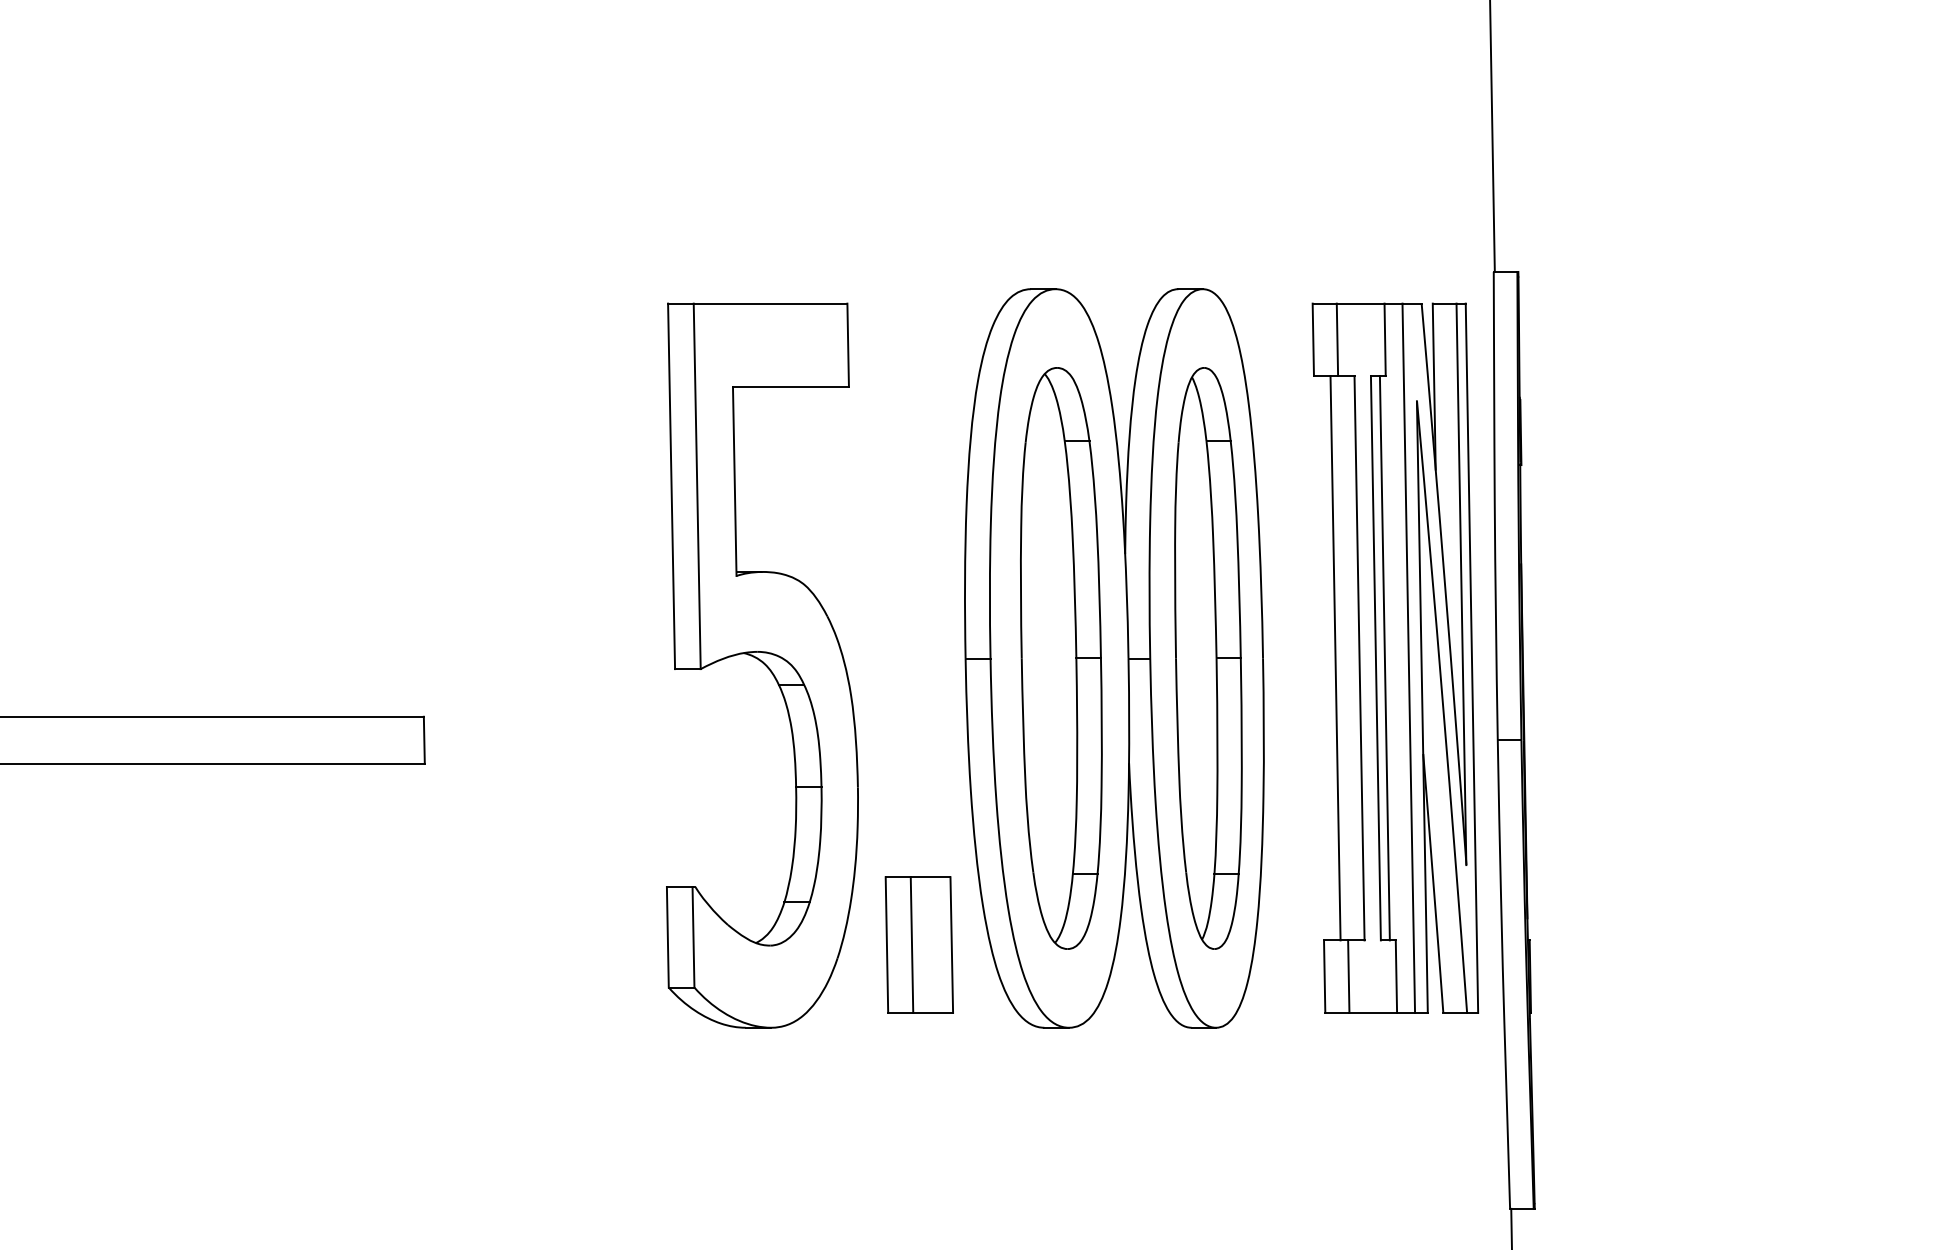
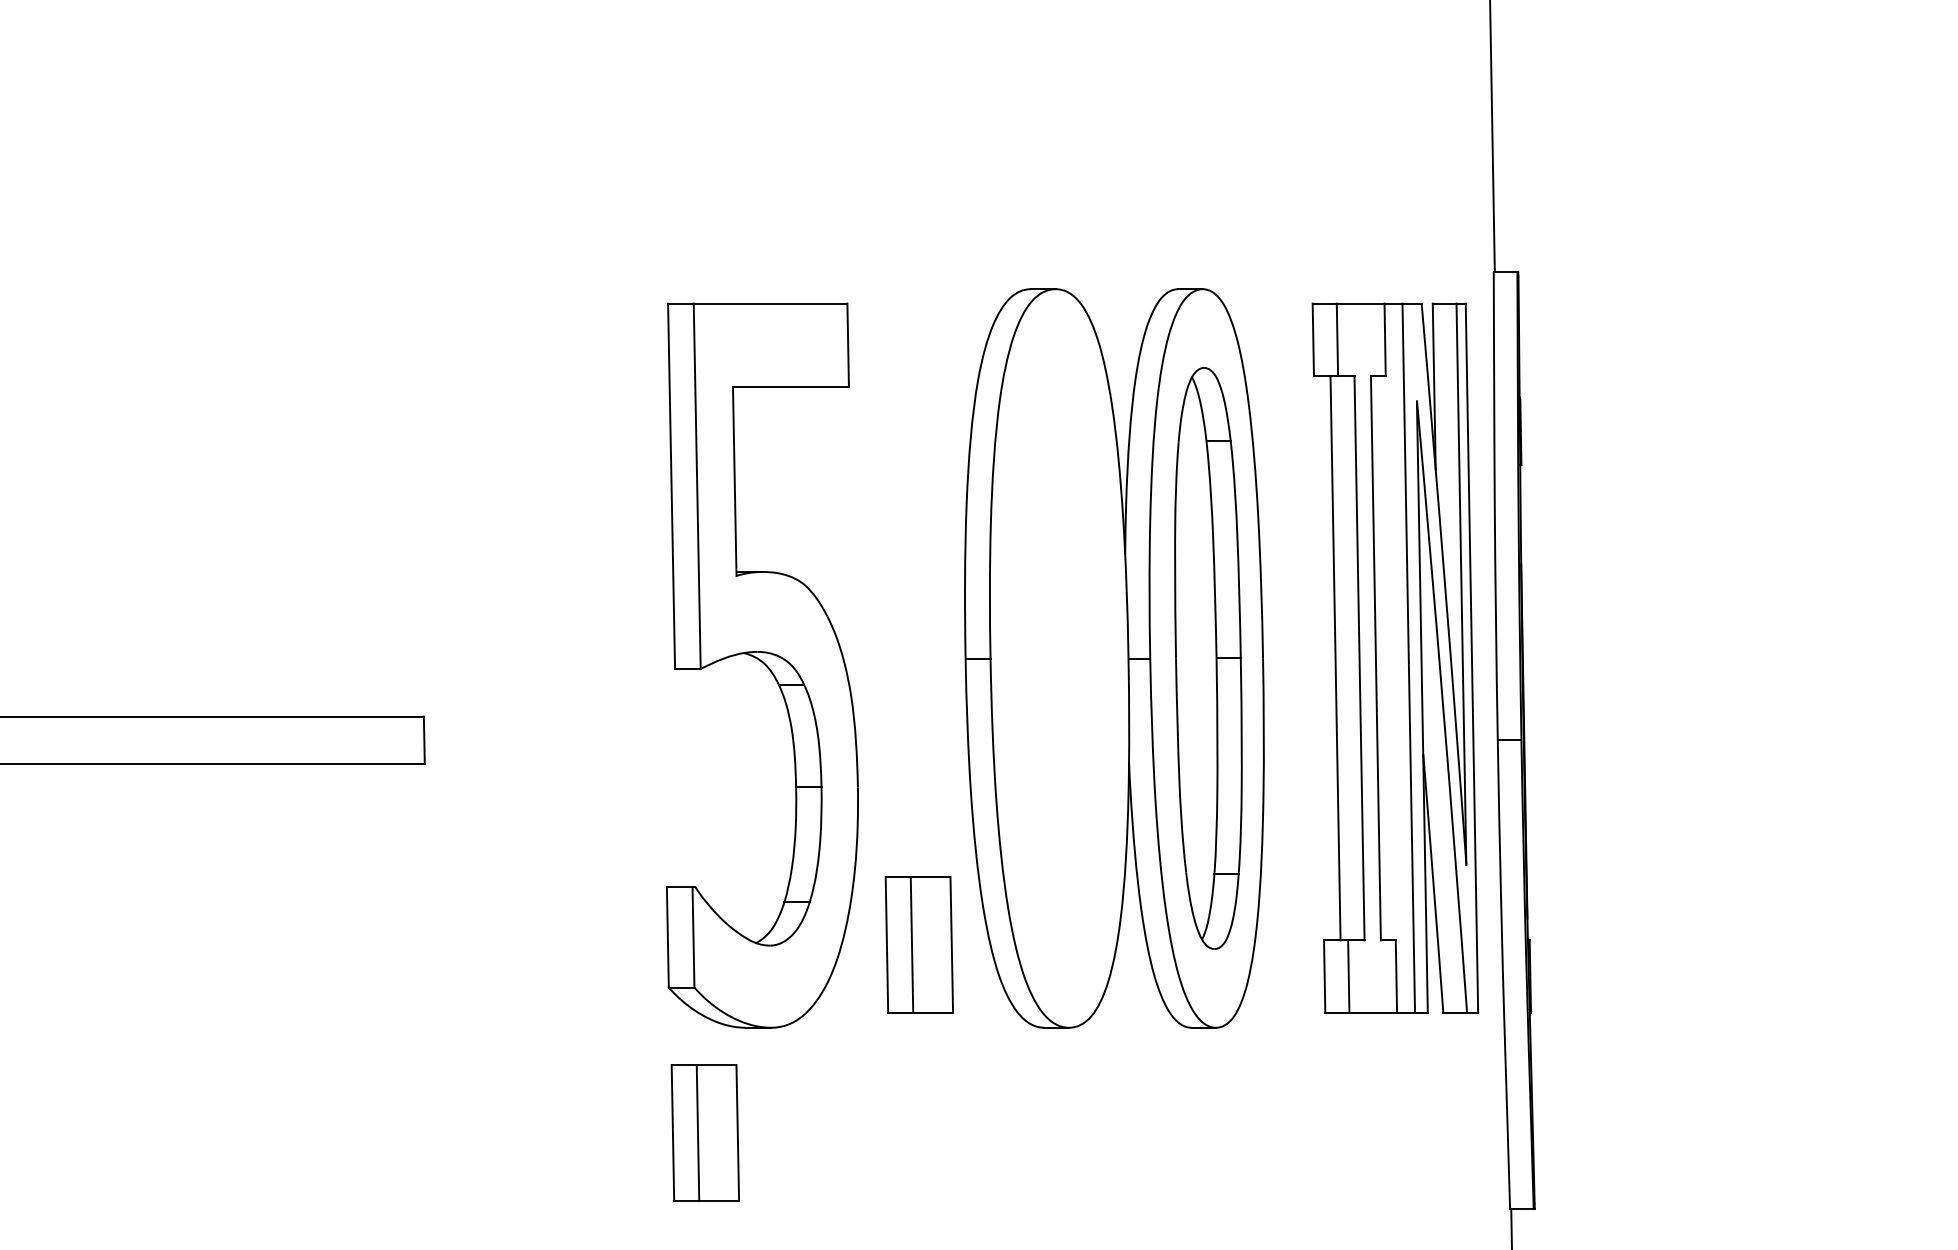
line: present -> none (1384, 657)
part: present -> none (1061, 658)
part: none -> present (704, 1132)
